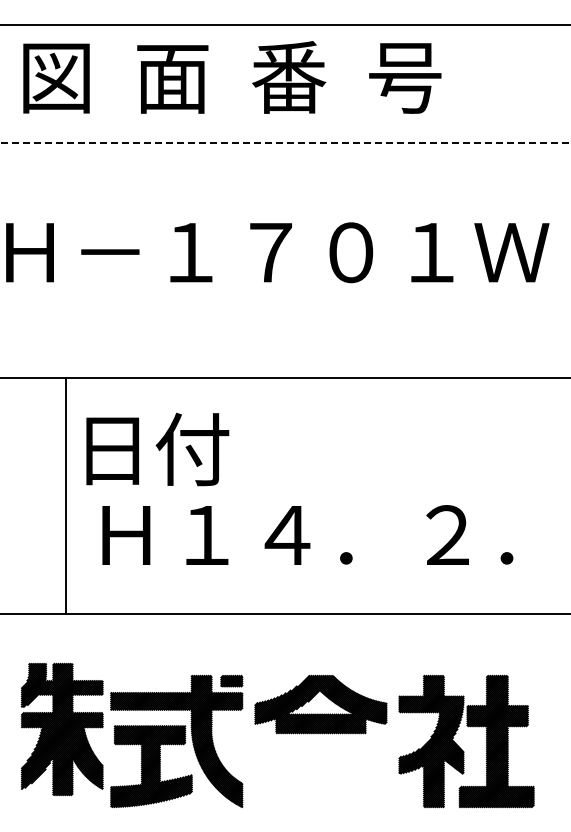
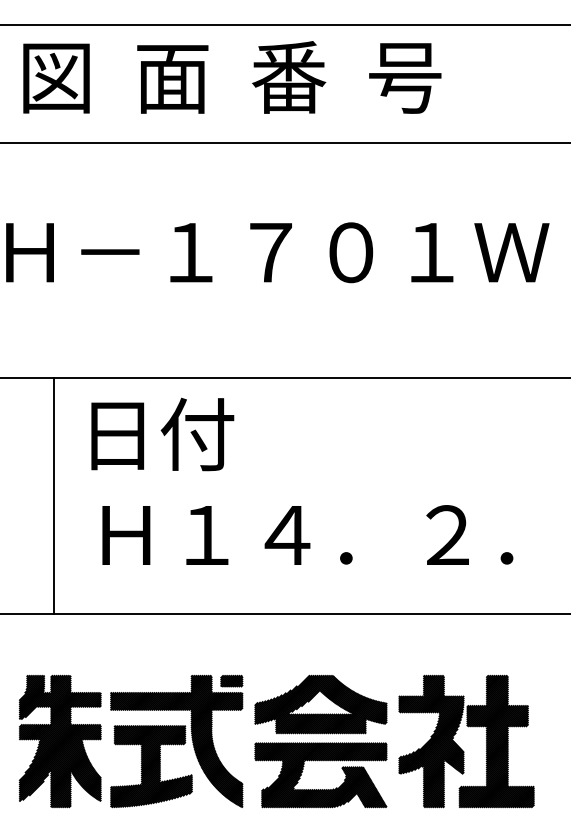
line: dashed -> solid (285, 142)
text position: (157, 449) -> (162, 434) (162, 434)
line position: (66, 495) -> (54, 495) (54, 495)
part position: (61, 729) -> (59, 741) (59, 741)
part: none -> present (320, 789)
